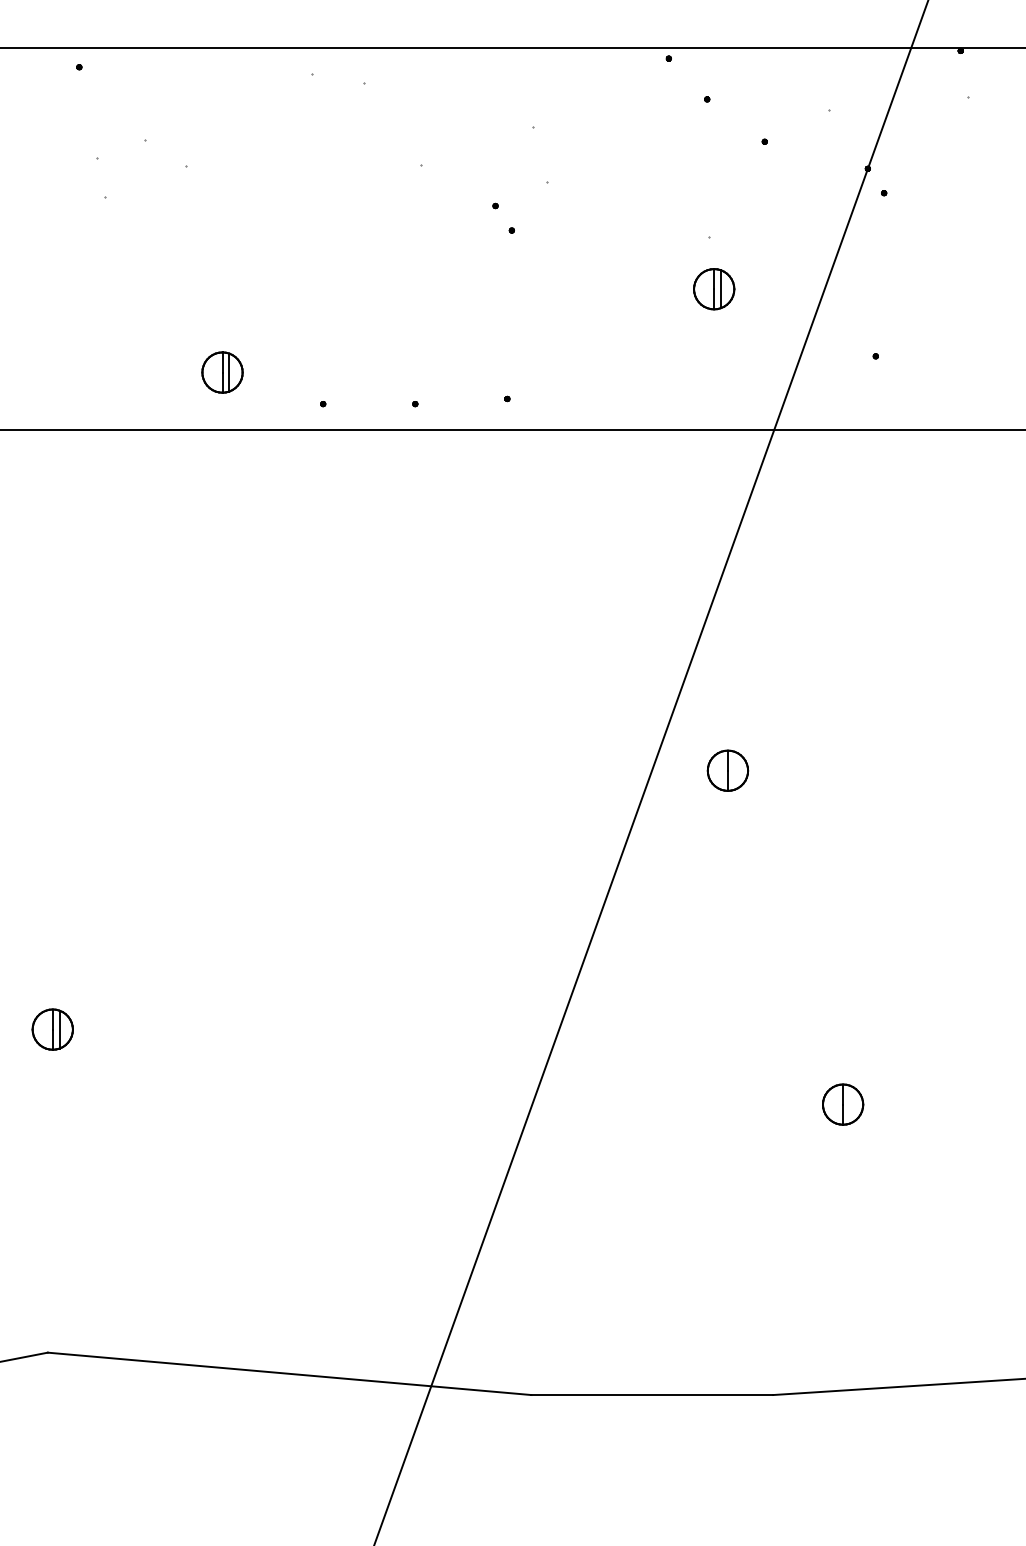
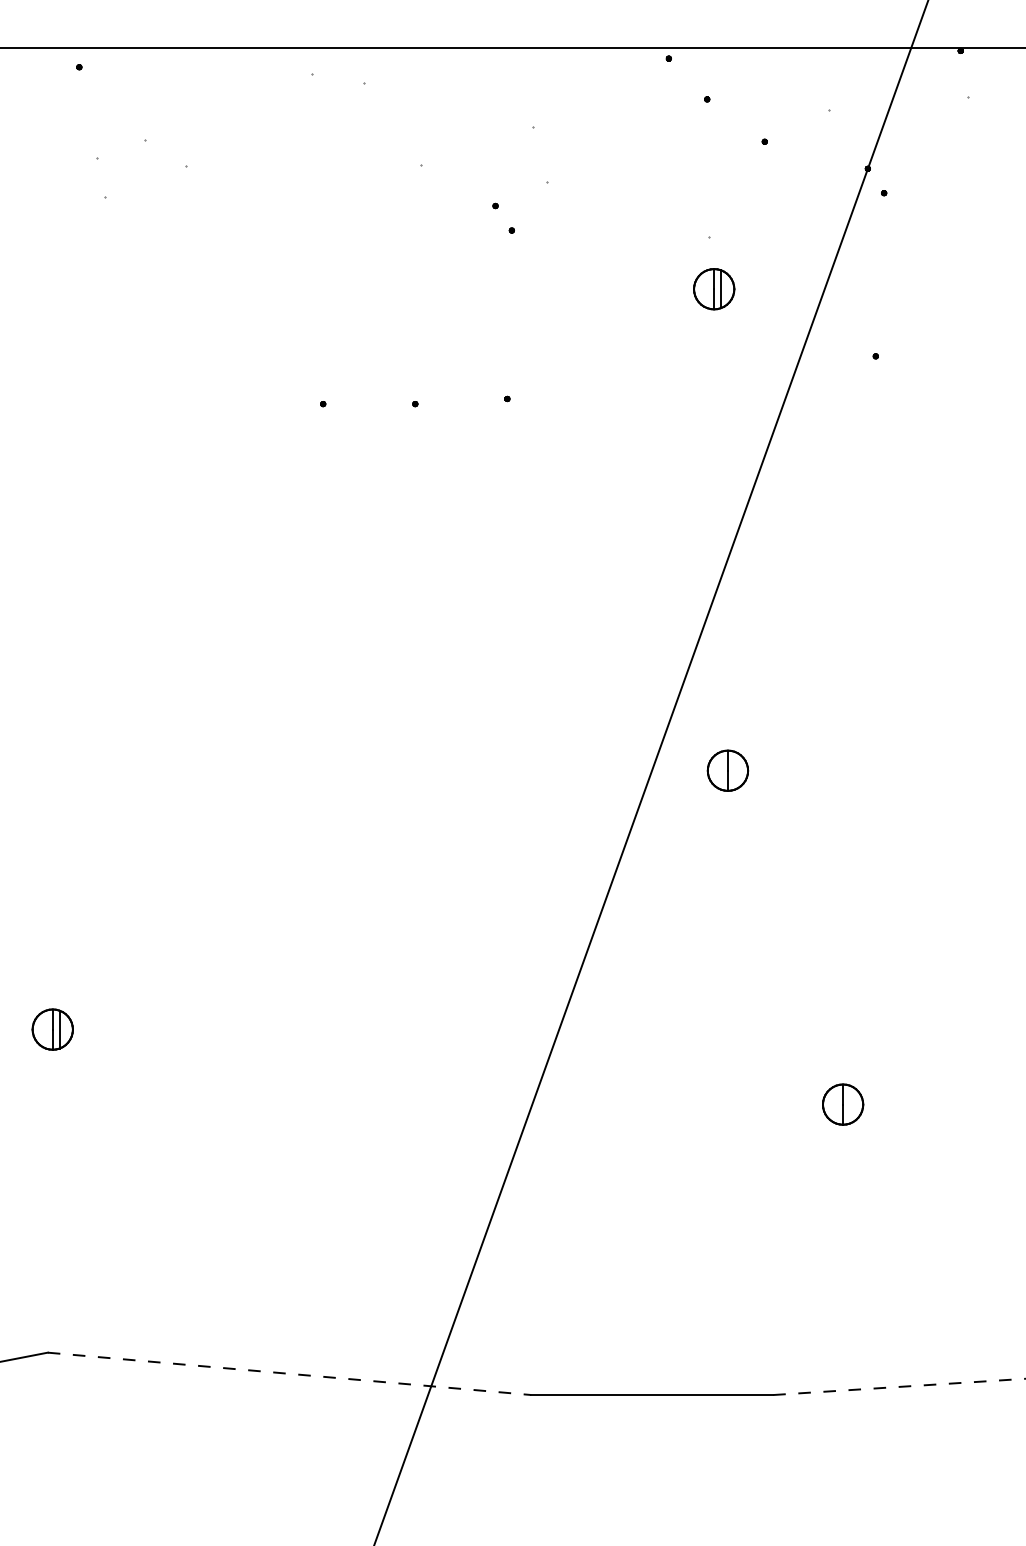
part: present -> none (222, 372)
line: present -> none (512, 430)
line: solid -> dashed (289, 1373)
line: solid -> dashed (899, 1386)
